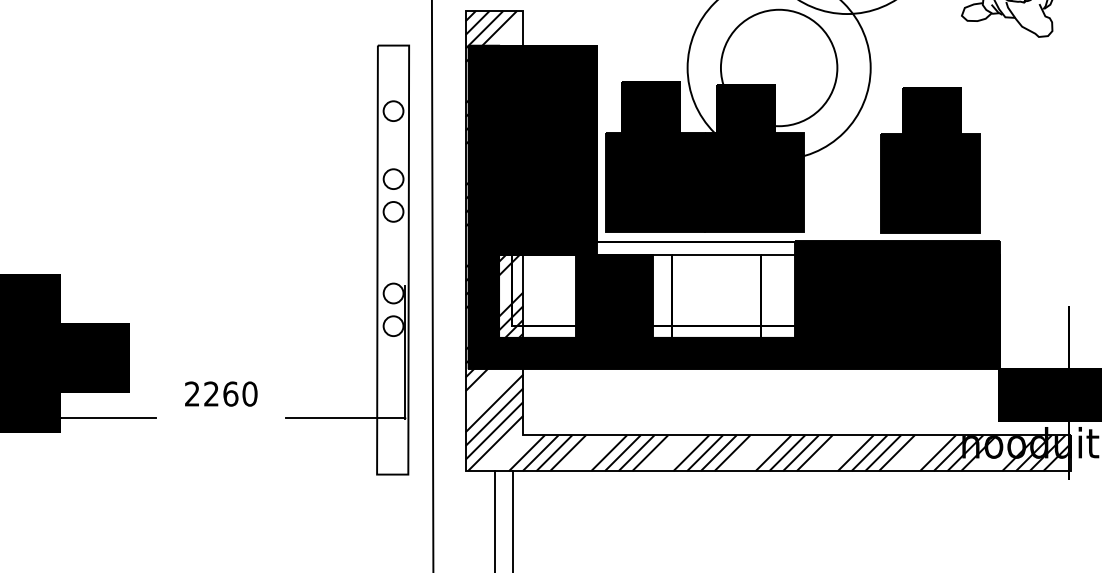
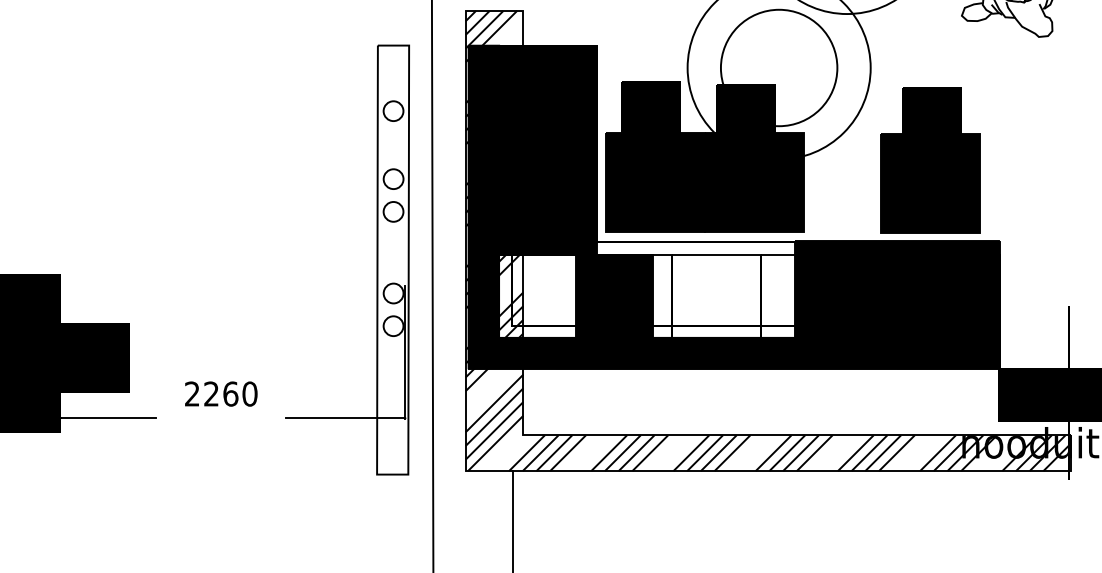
line: present -> none (495, 520)
